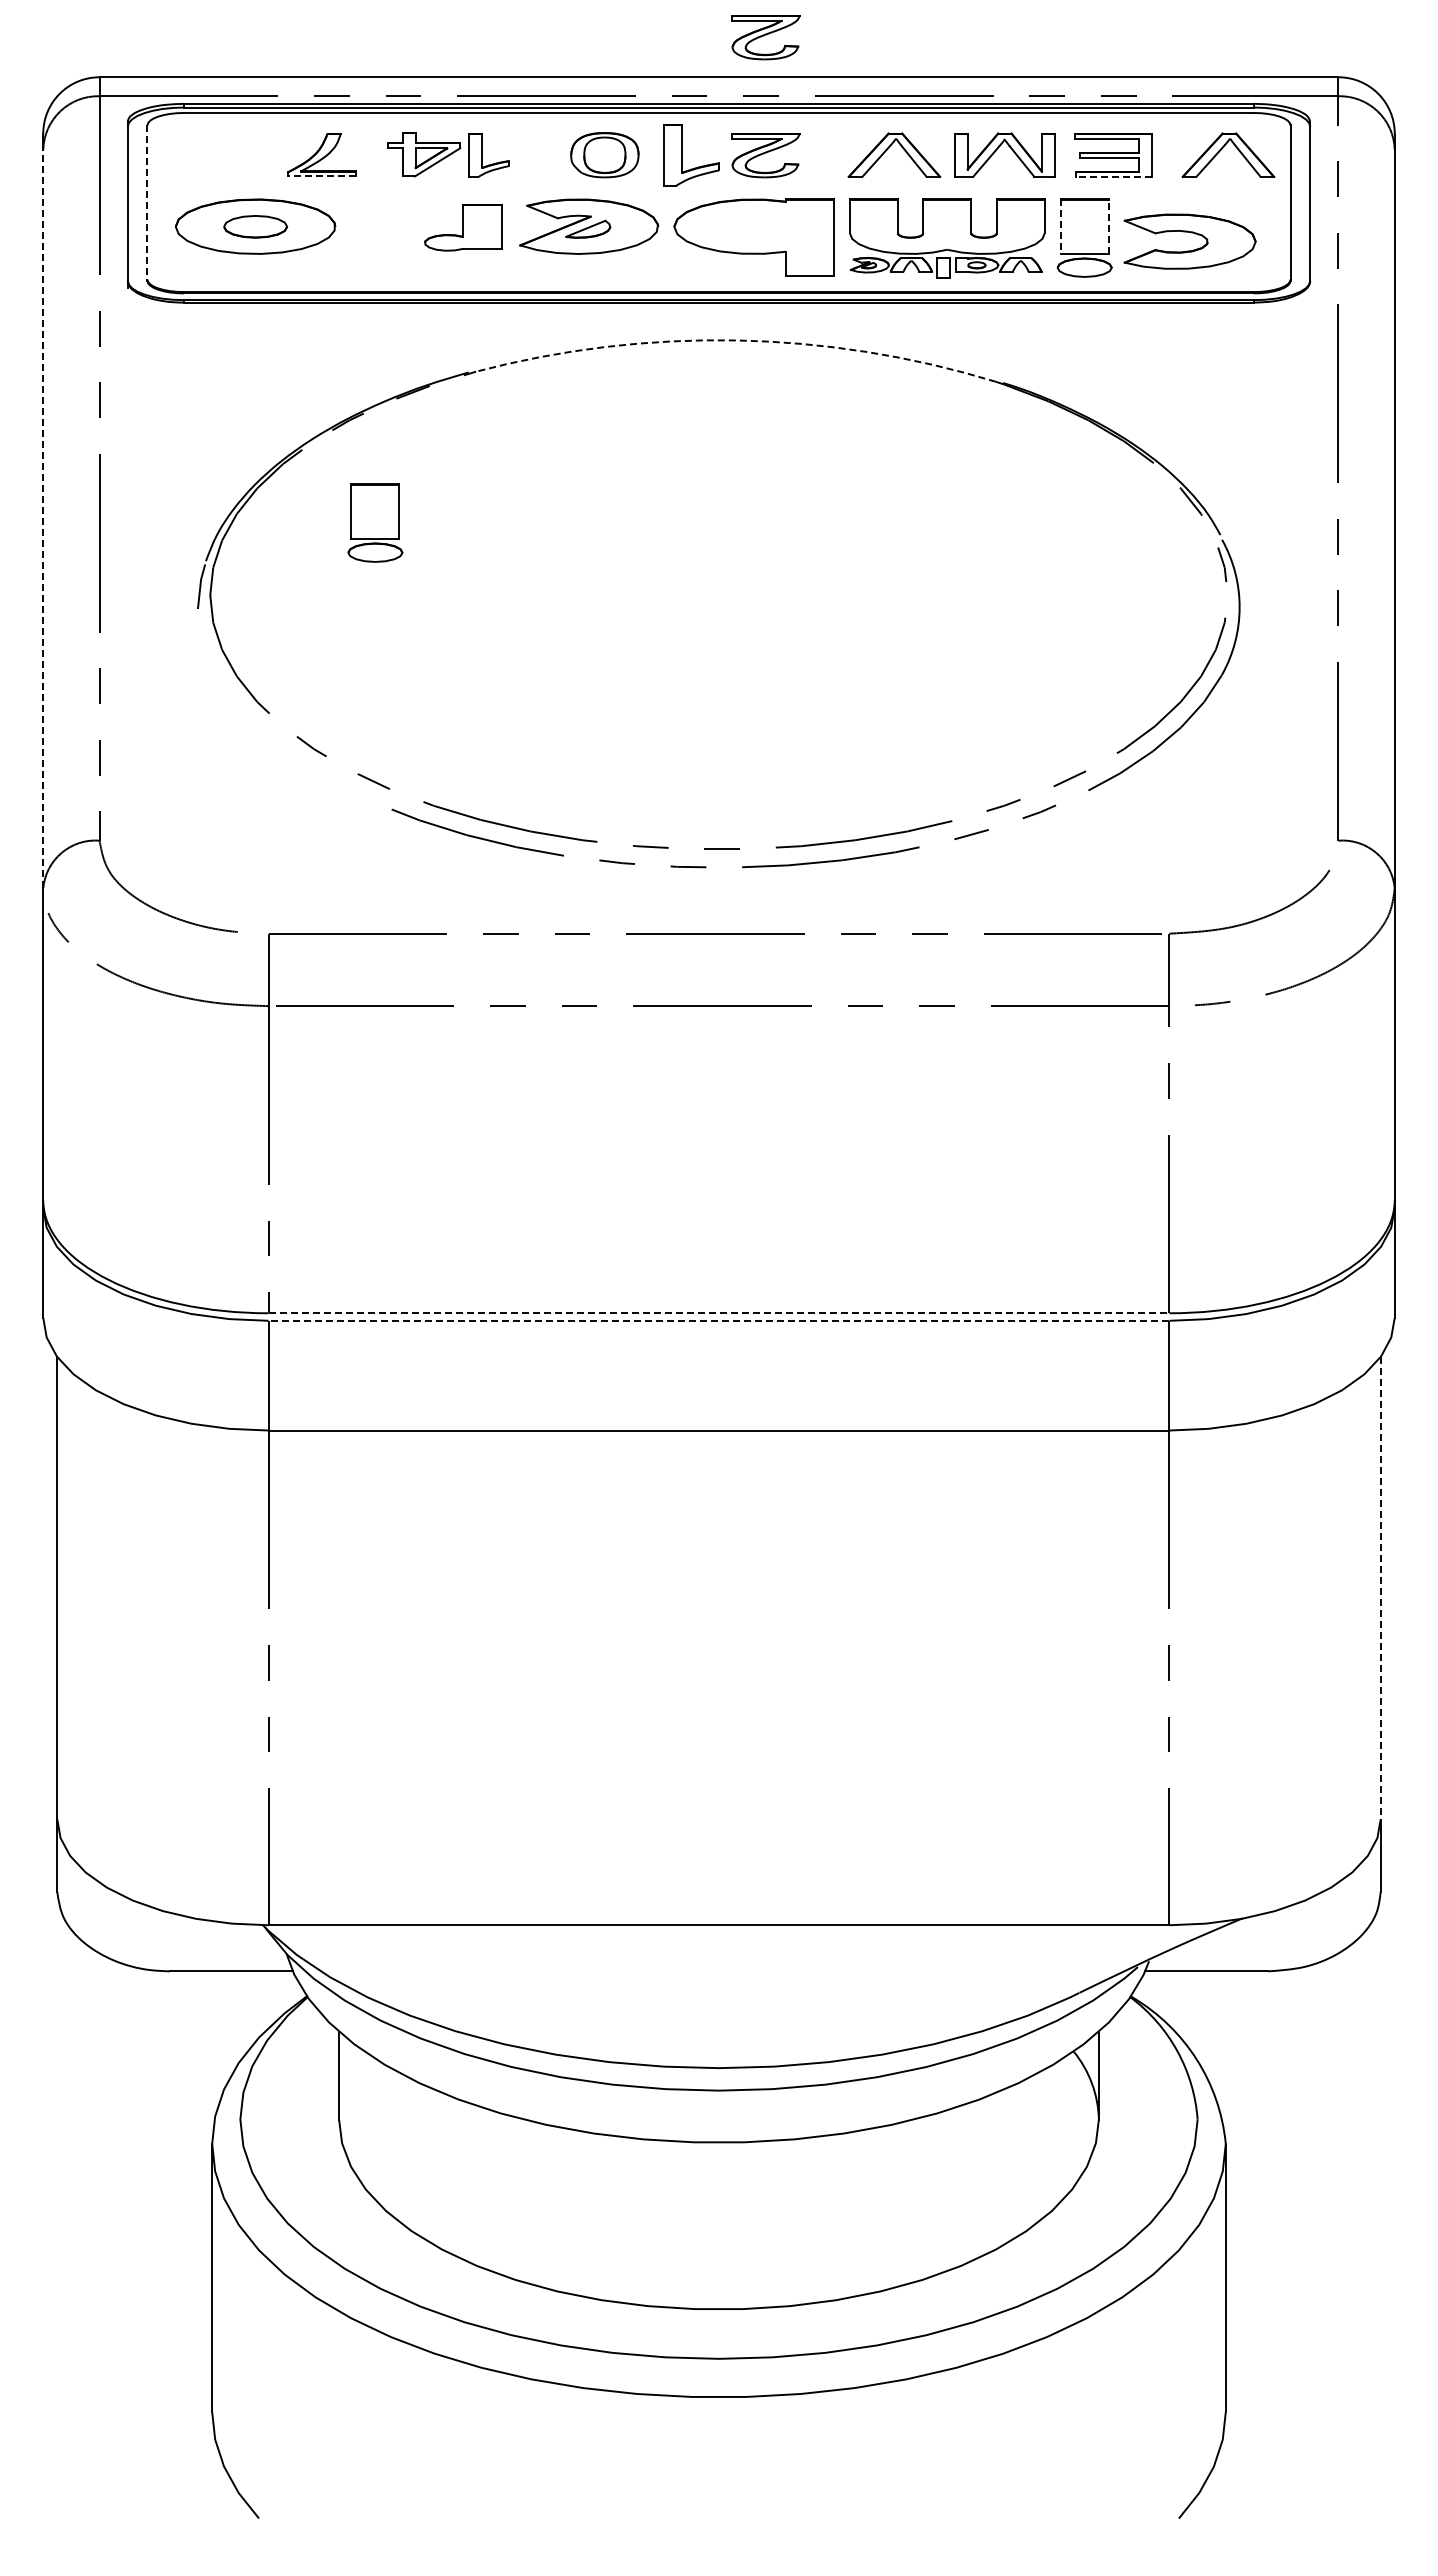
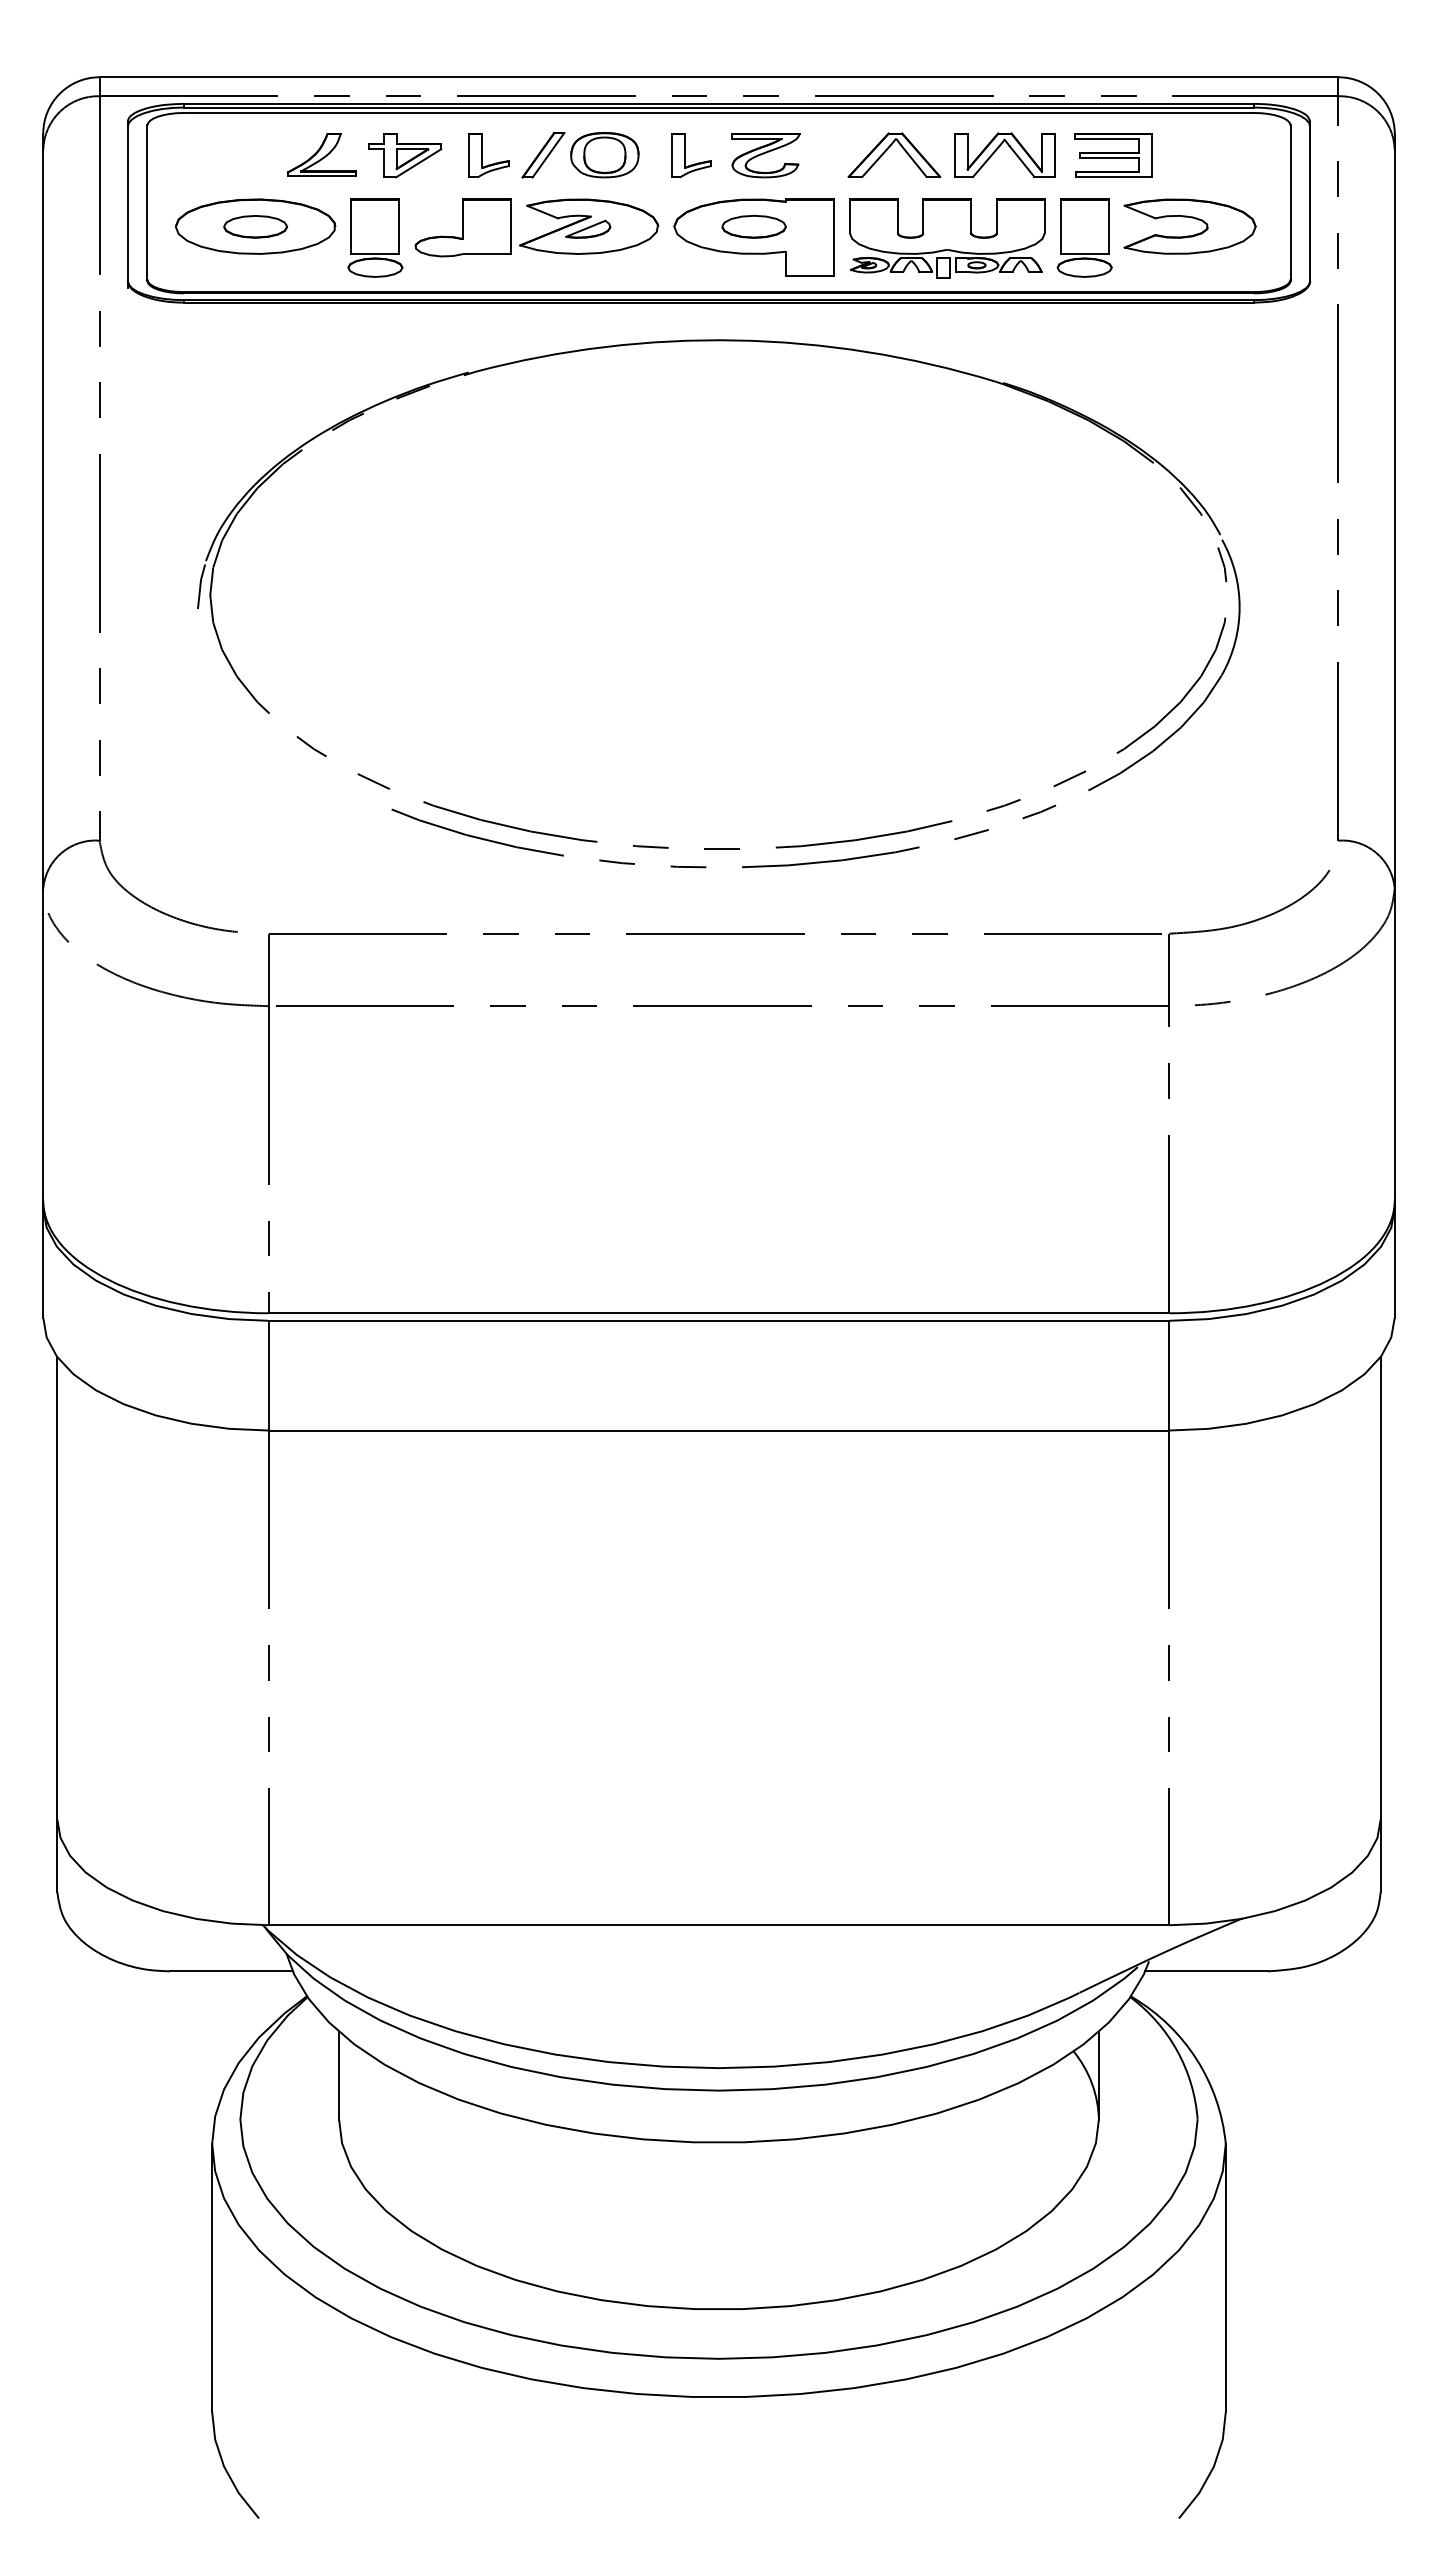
part: present -> none (765, 37)
part: present -> none (1223, 148)
part position: (424, 154) -> (405, 155) (405, 155)
part: none -> present (543, 154)
part size: 57x63 px -> 41x45 px (691, 155)
line: dashed -> solid (321, 176)
line: dashed -> solid (1114, 176)
line: dashed -> solid (147, 203)
part: none -> present (753, 226)
line: dashed -> solid (1108, 226)
part size: 79x48 px -> 98x60 px (462, 227)
line: dashed -> solid (1060, 227)
part position: (1191, 233) -> (1191, 218) (1191, 218)
arc: dashed -> solid (736, 340)
line: dashed -> solid (43, 518)
part position: (375, 522) -> (375, 237) (375, 237)
line: dashed -> solid (719, 1313)
line: dashed -> solid (718, 1320)
line: dashed -> solid (1380, 1588)
